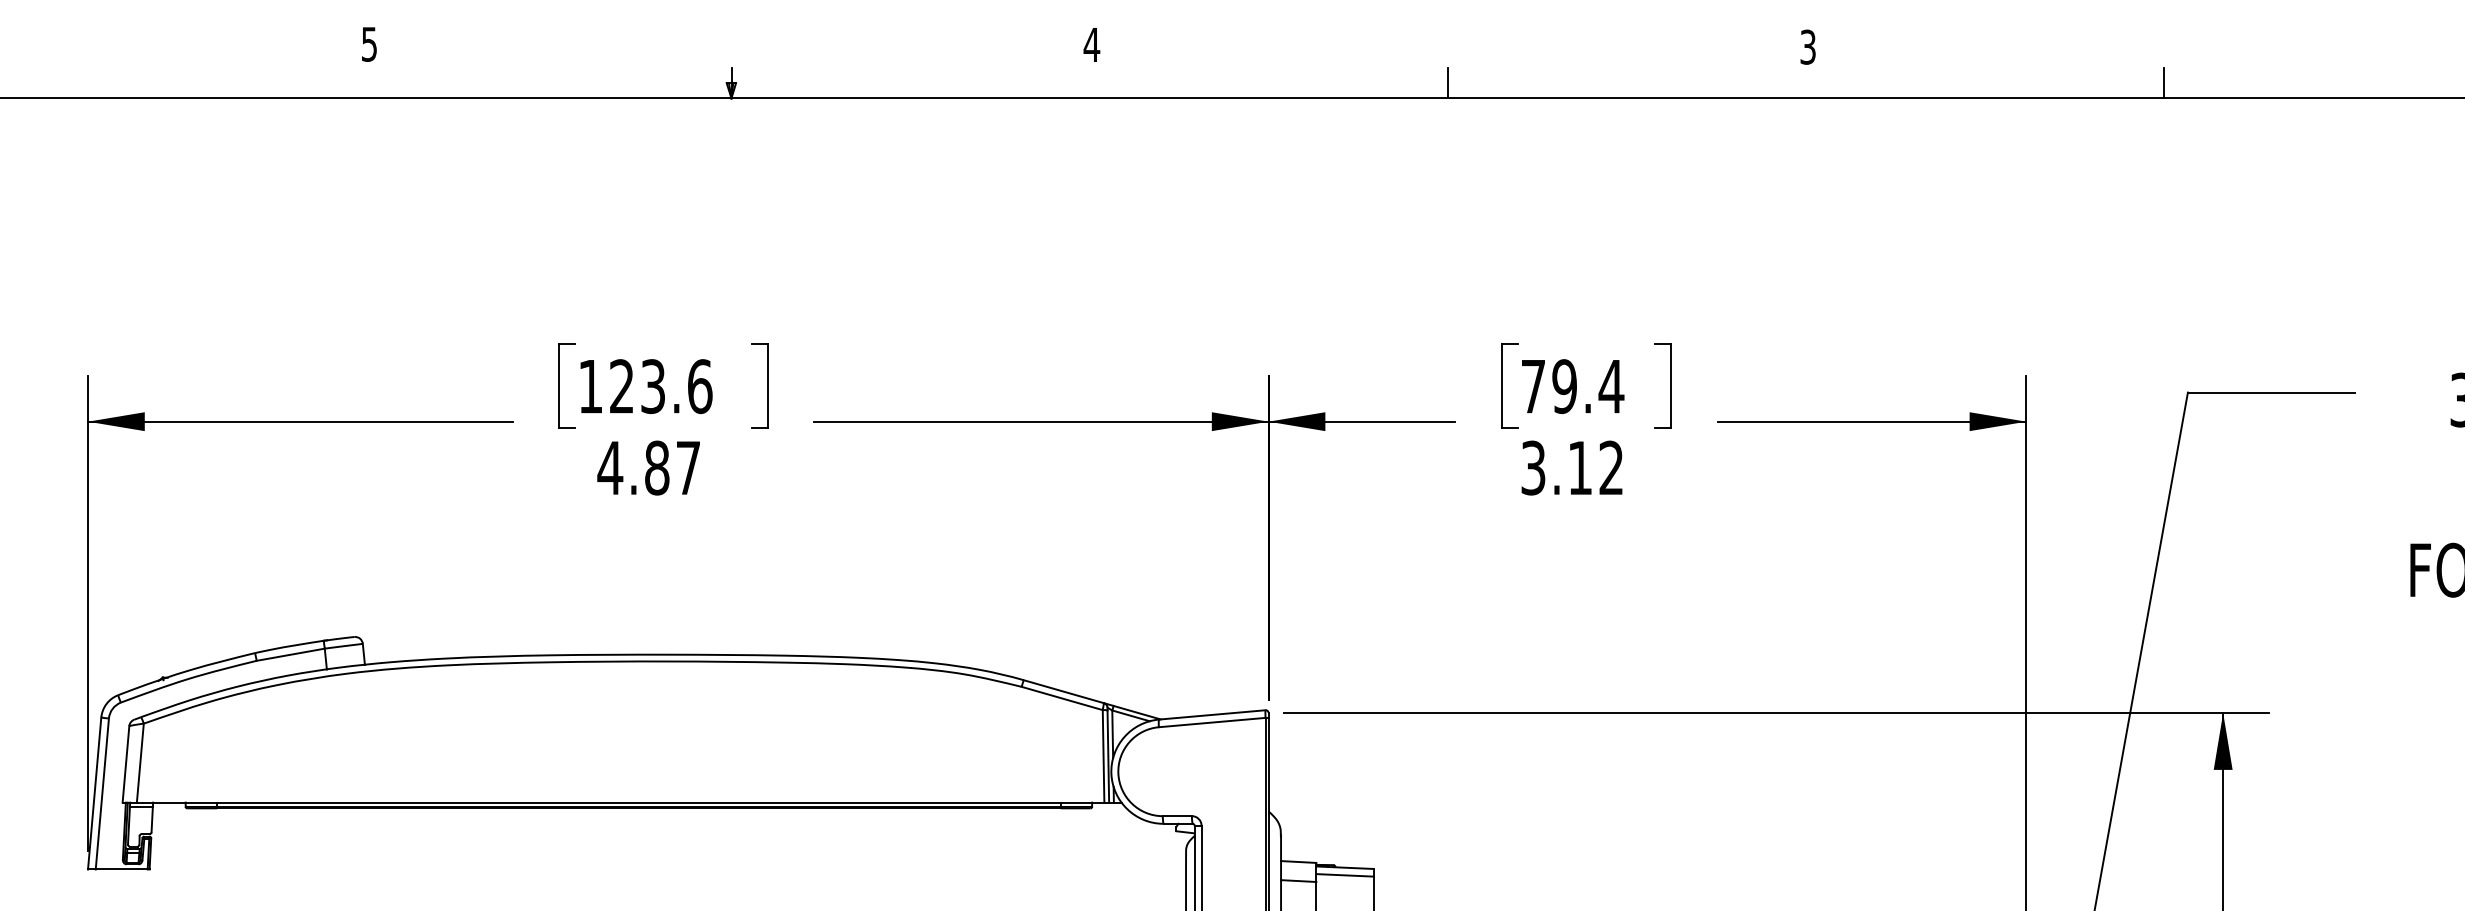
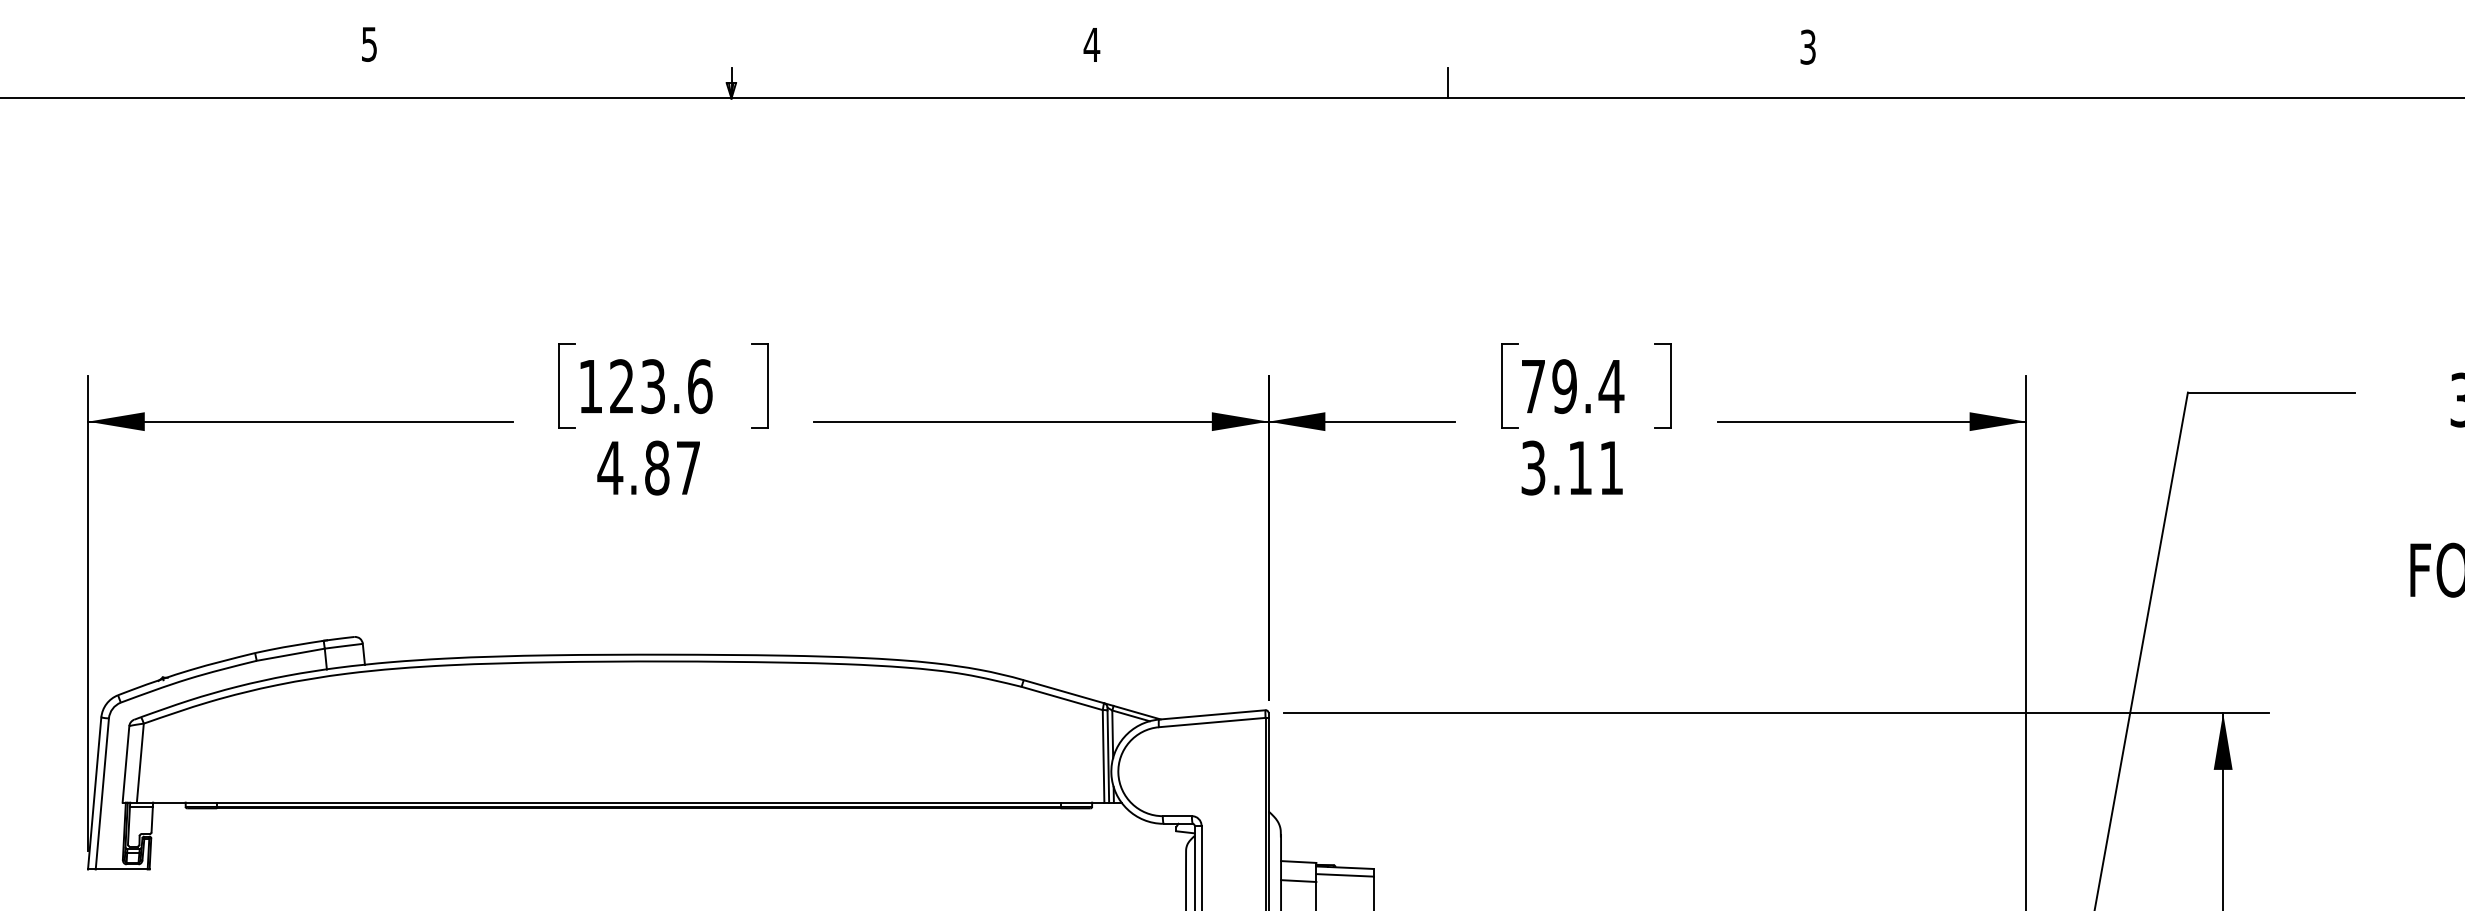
line: present -> none (2164, 82)
text: 3.12 -> 3.11 (1610, 467)
